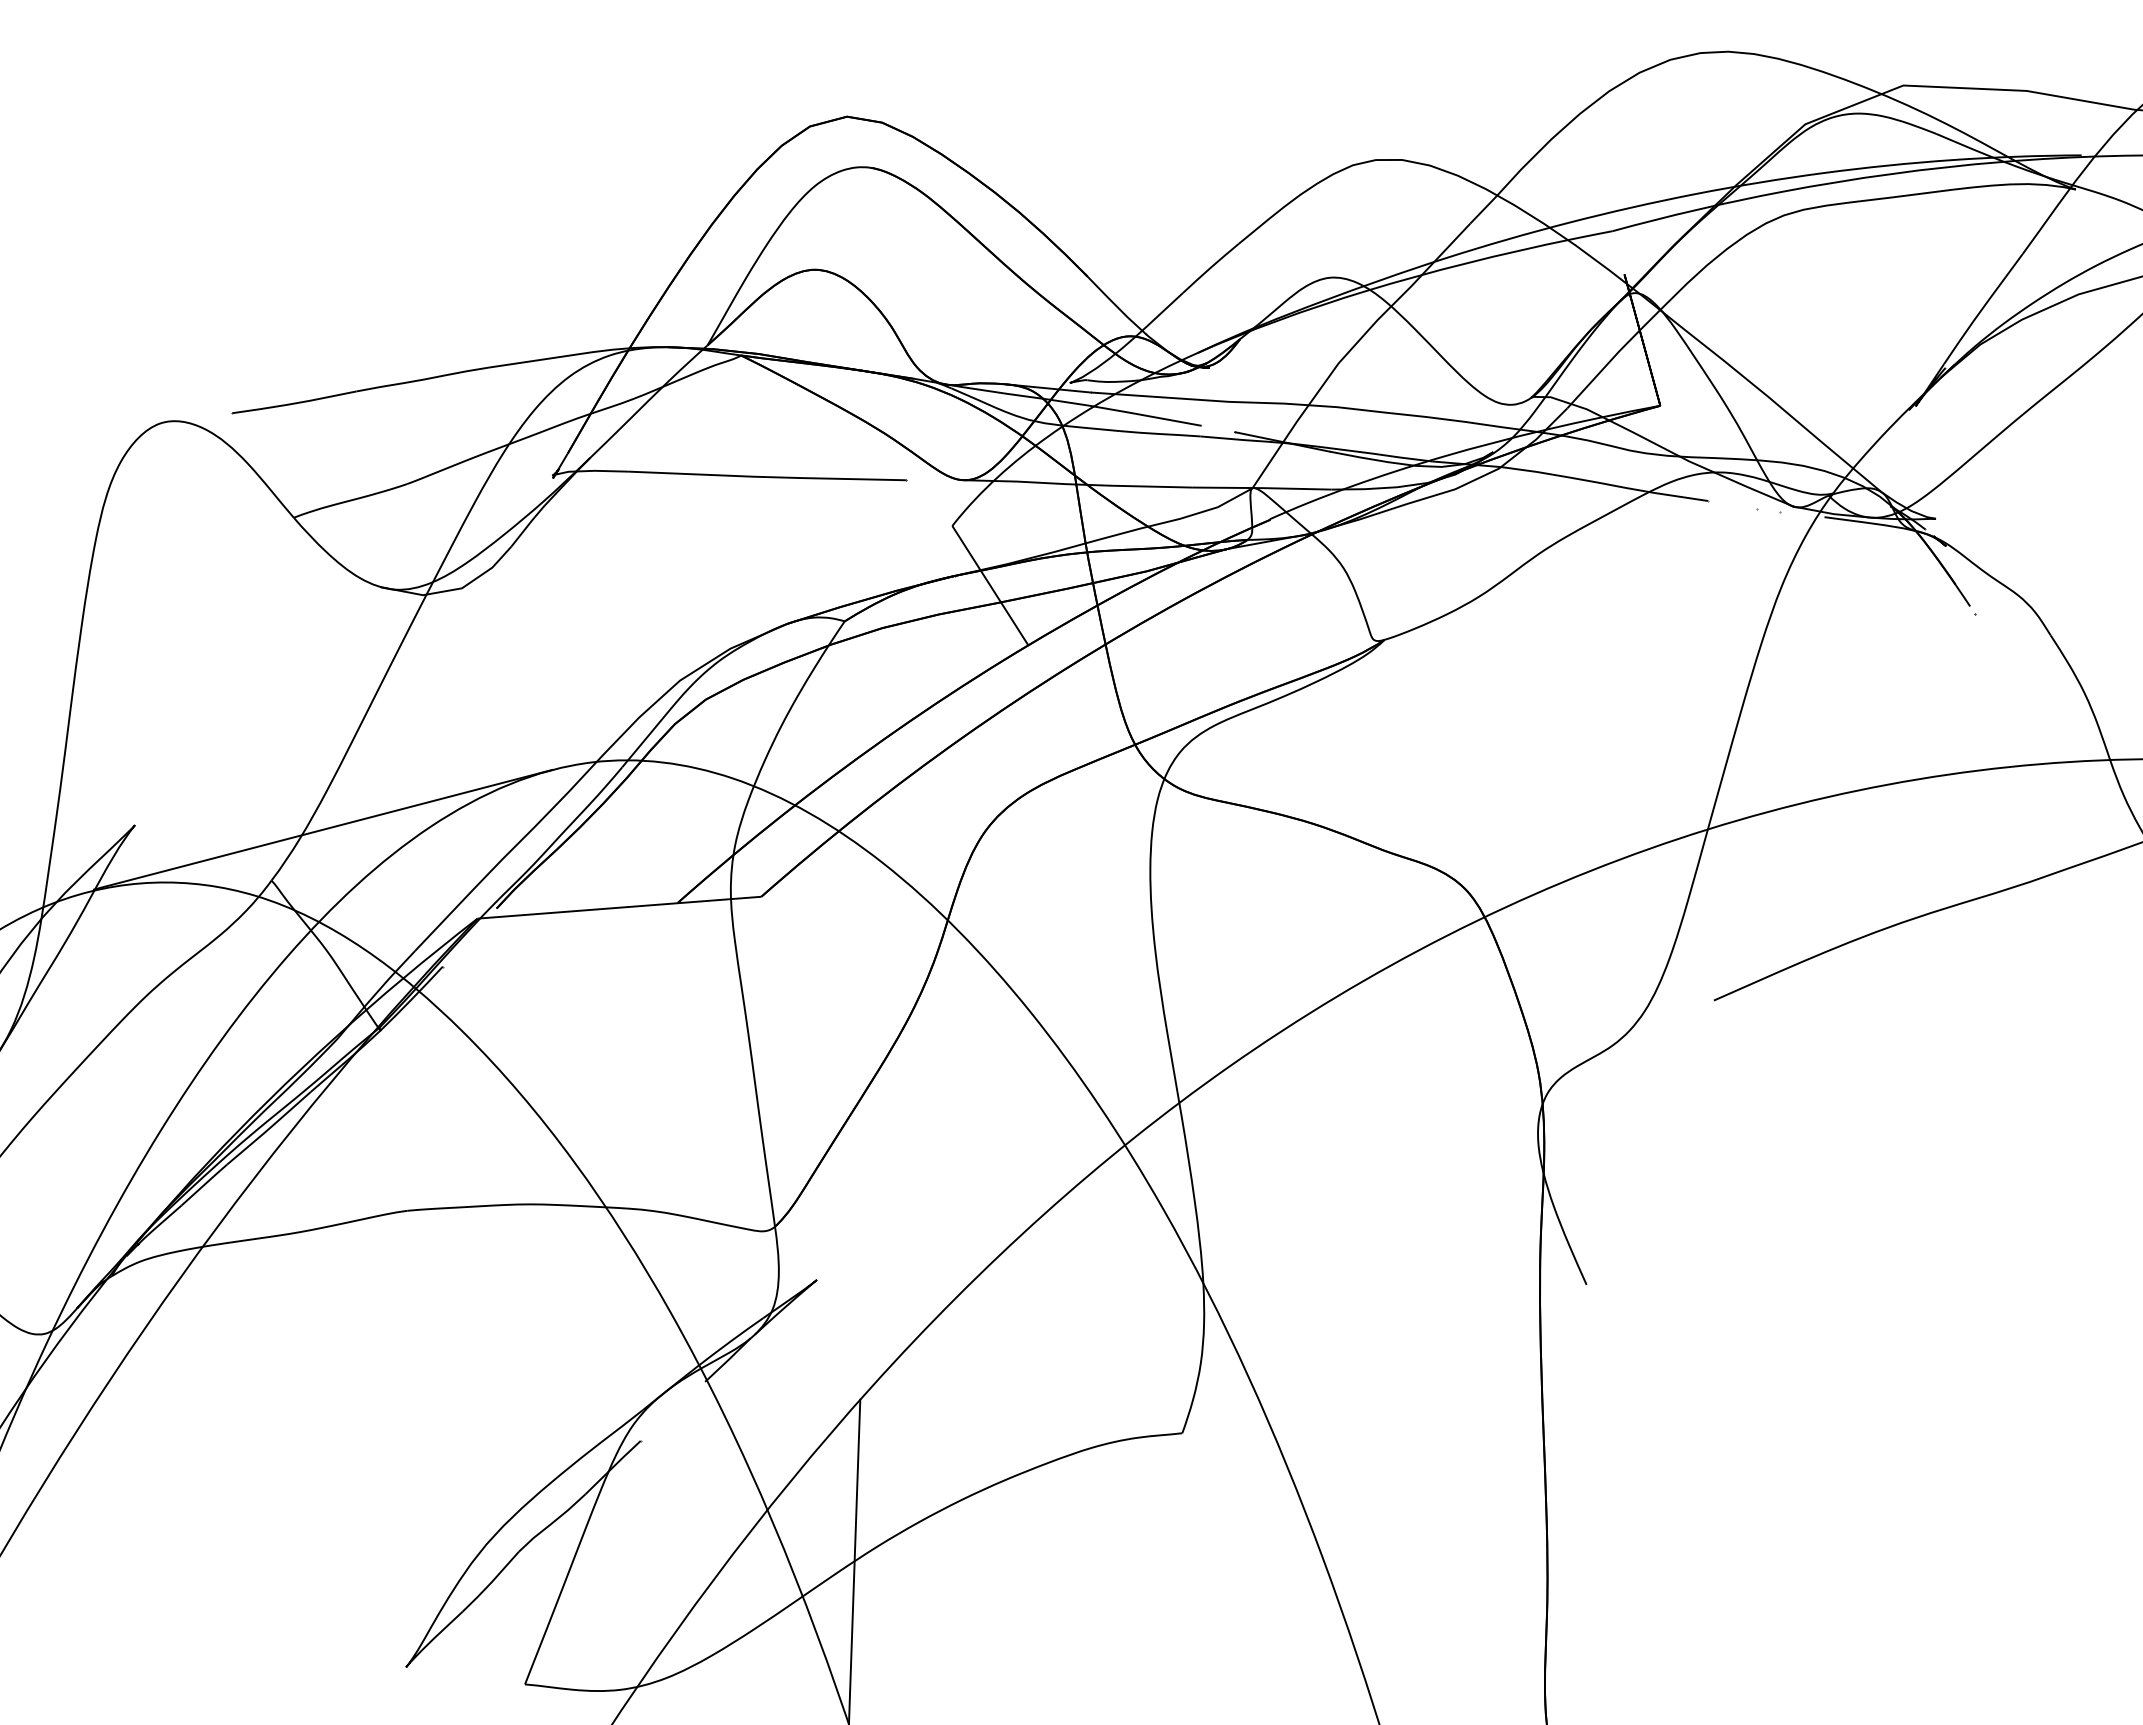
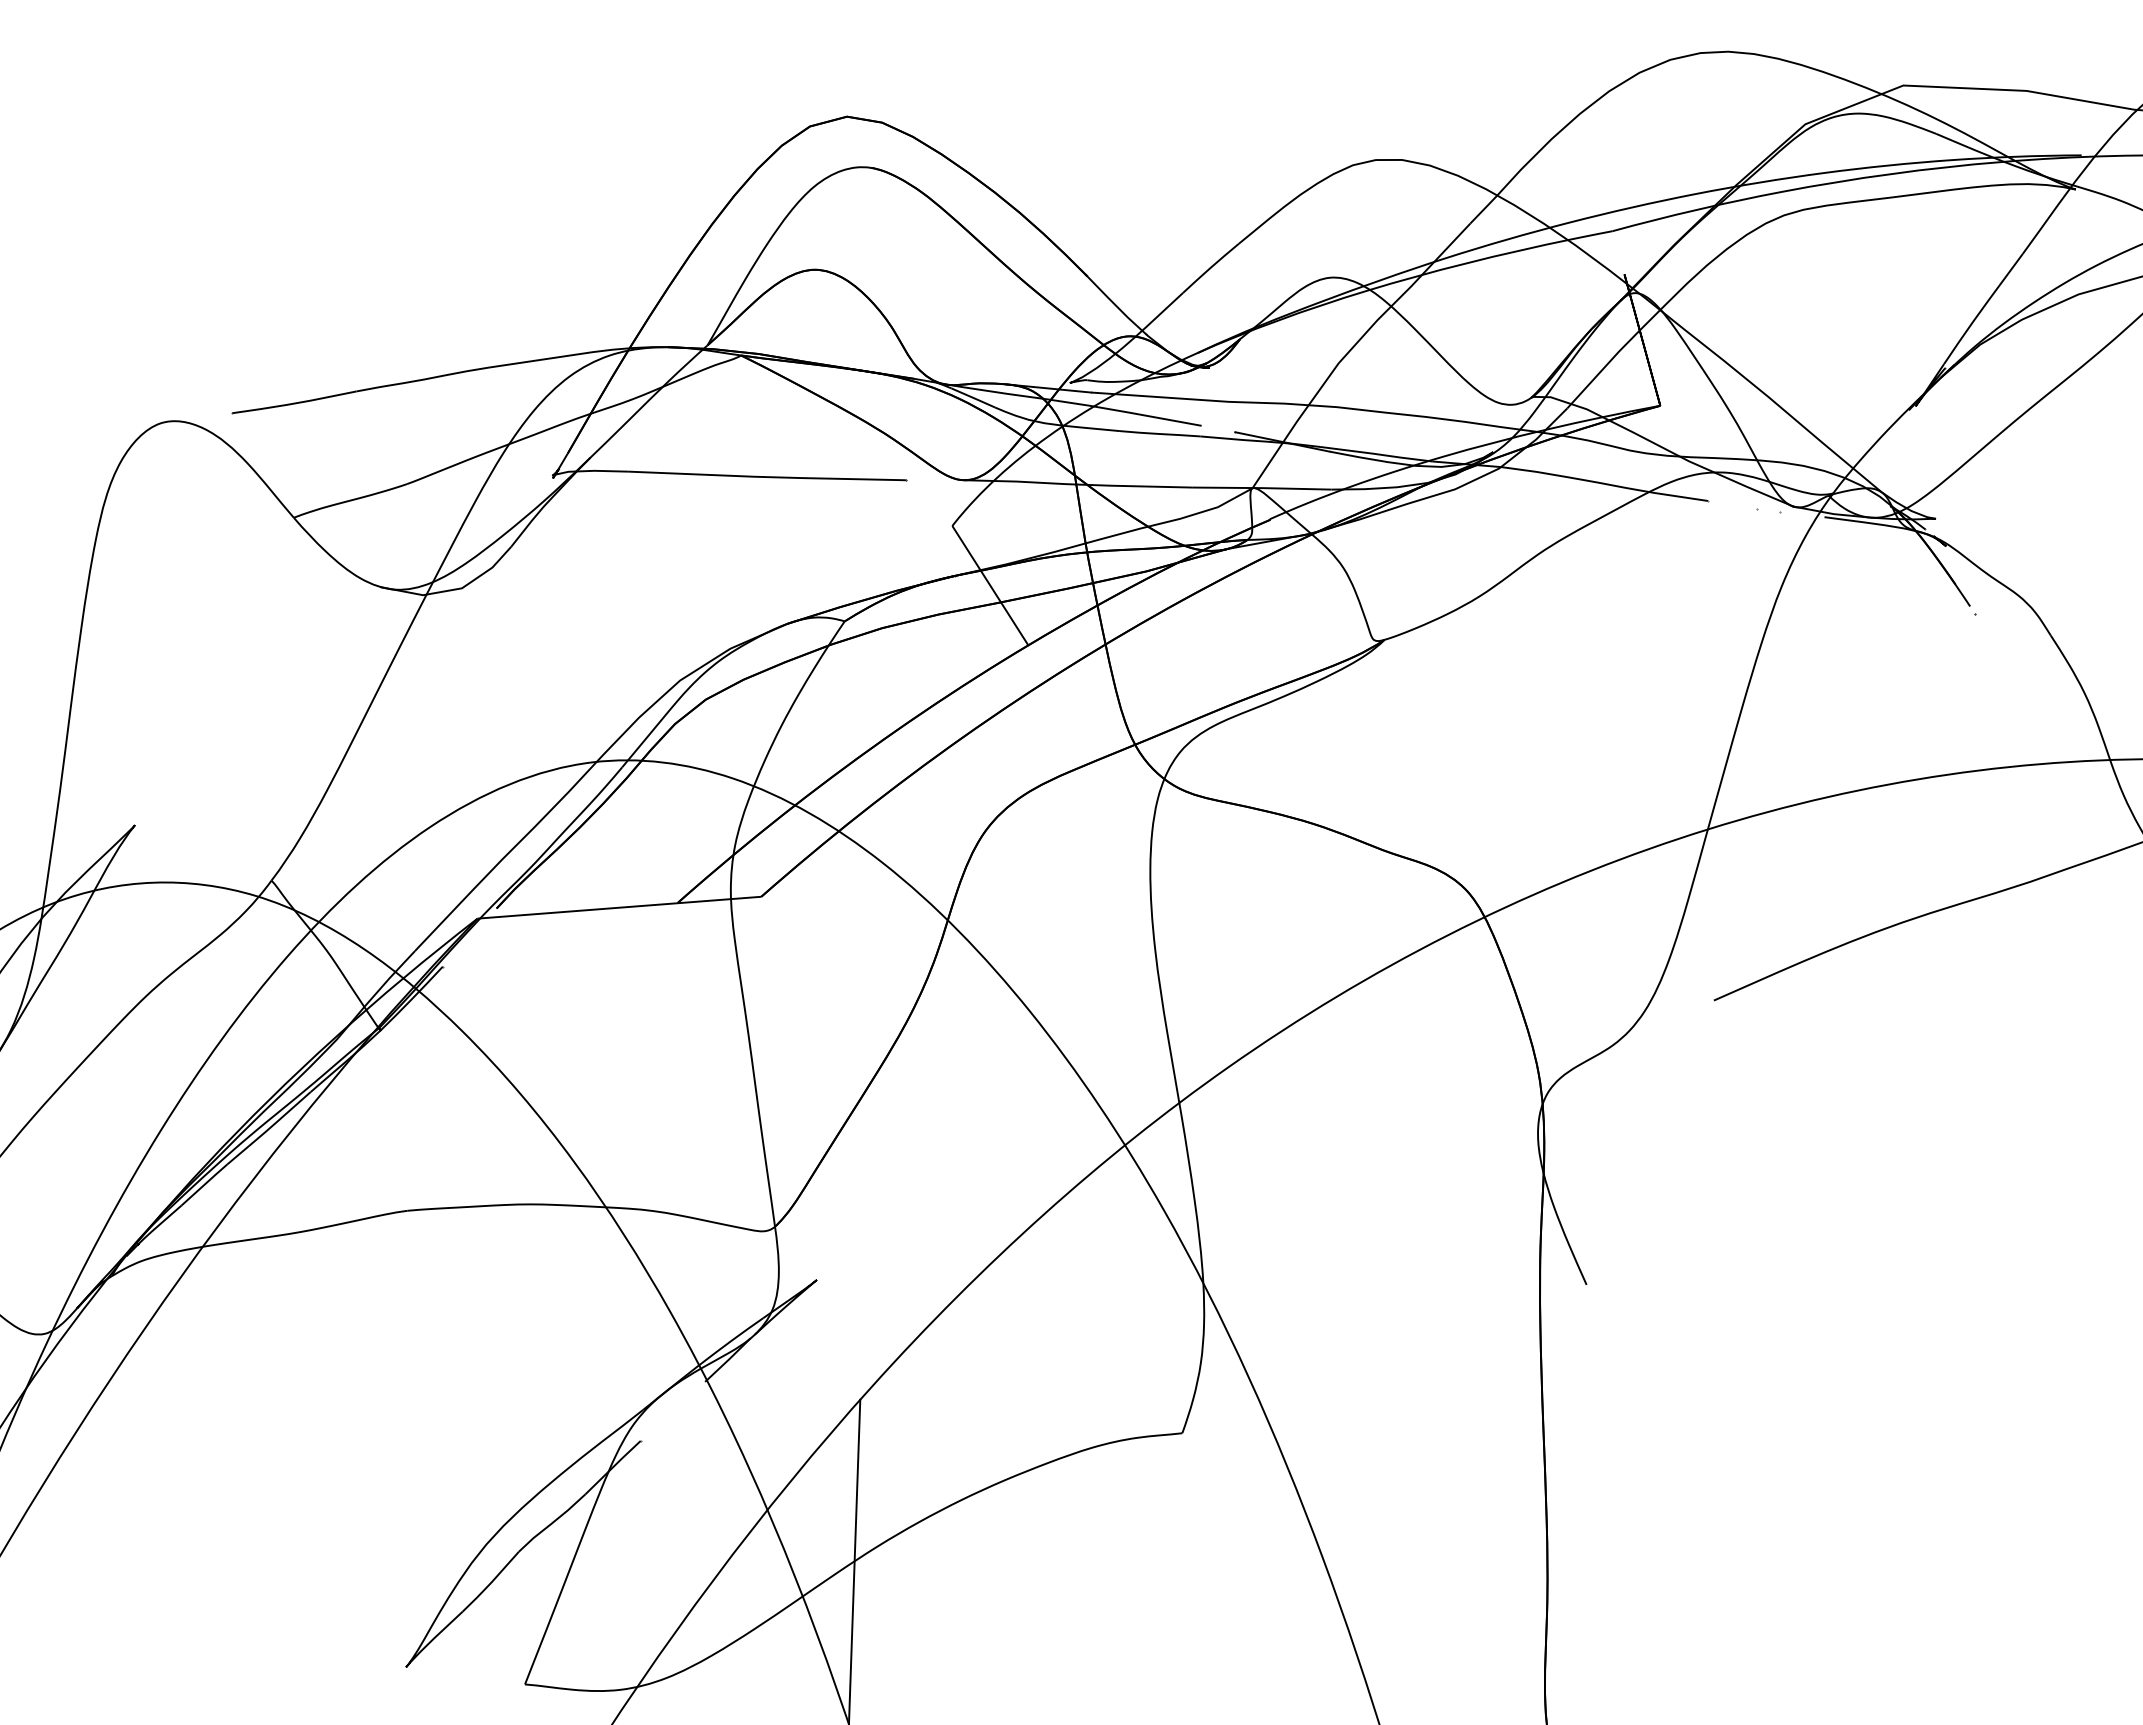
line: present -> none (323, 829)
